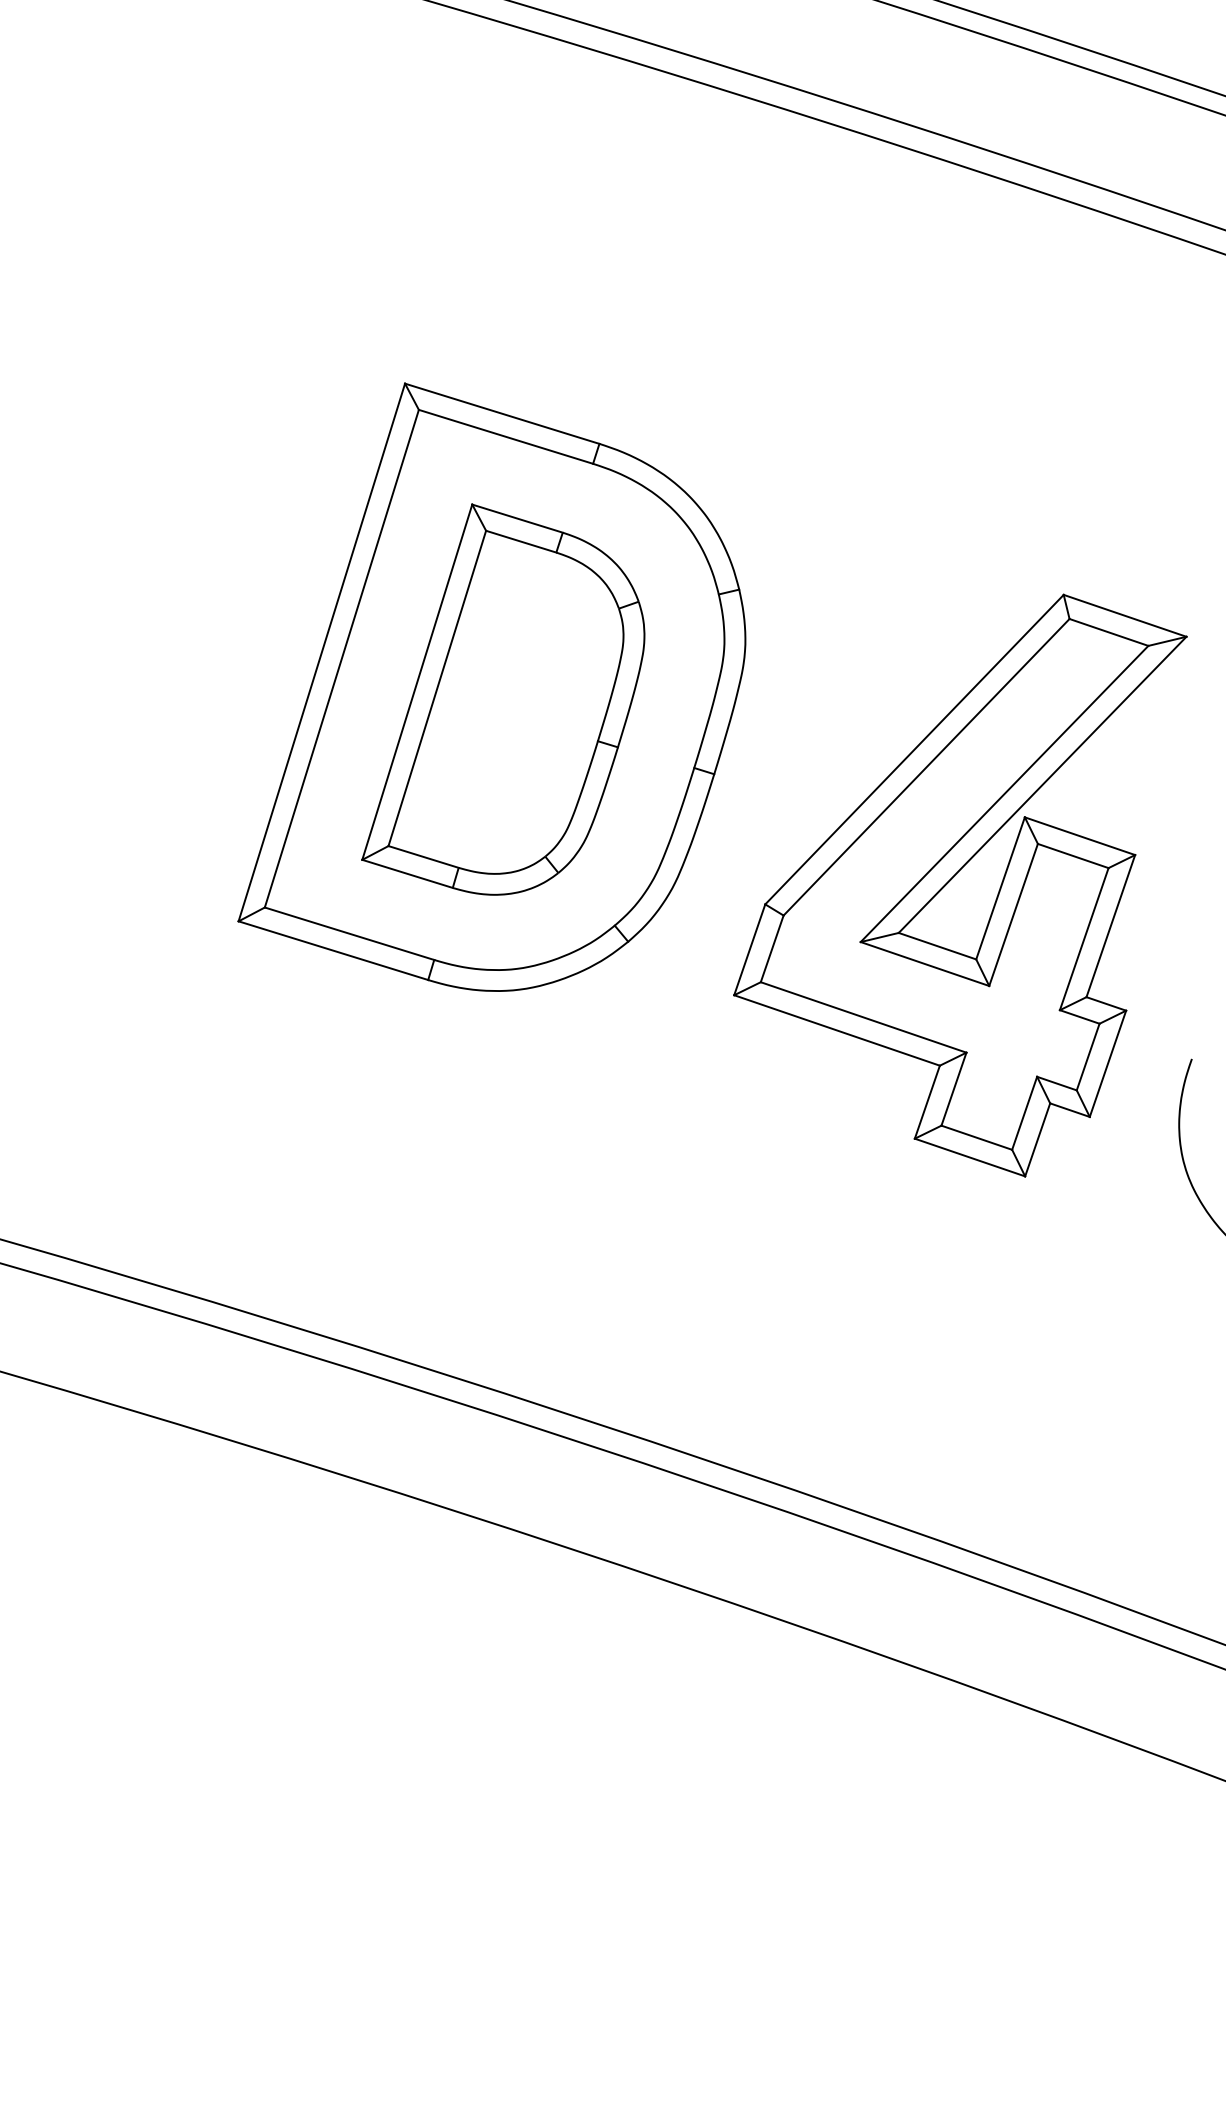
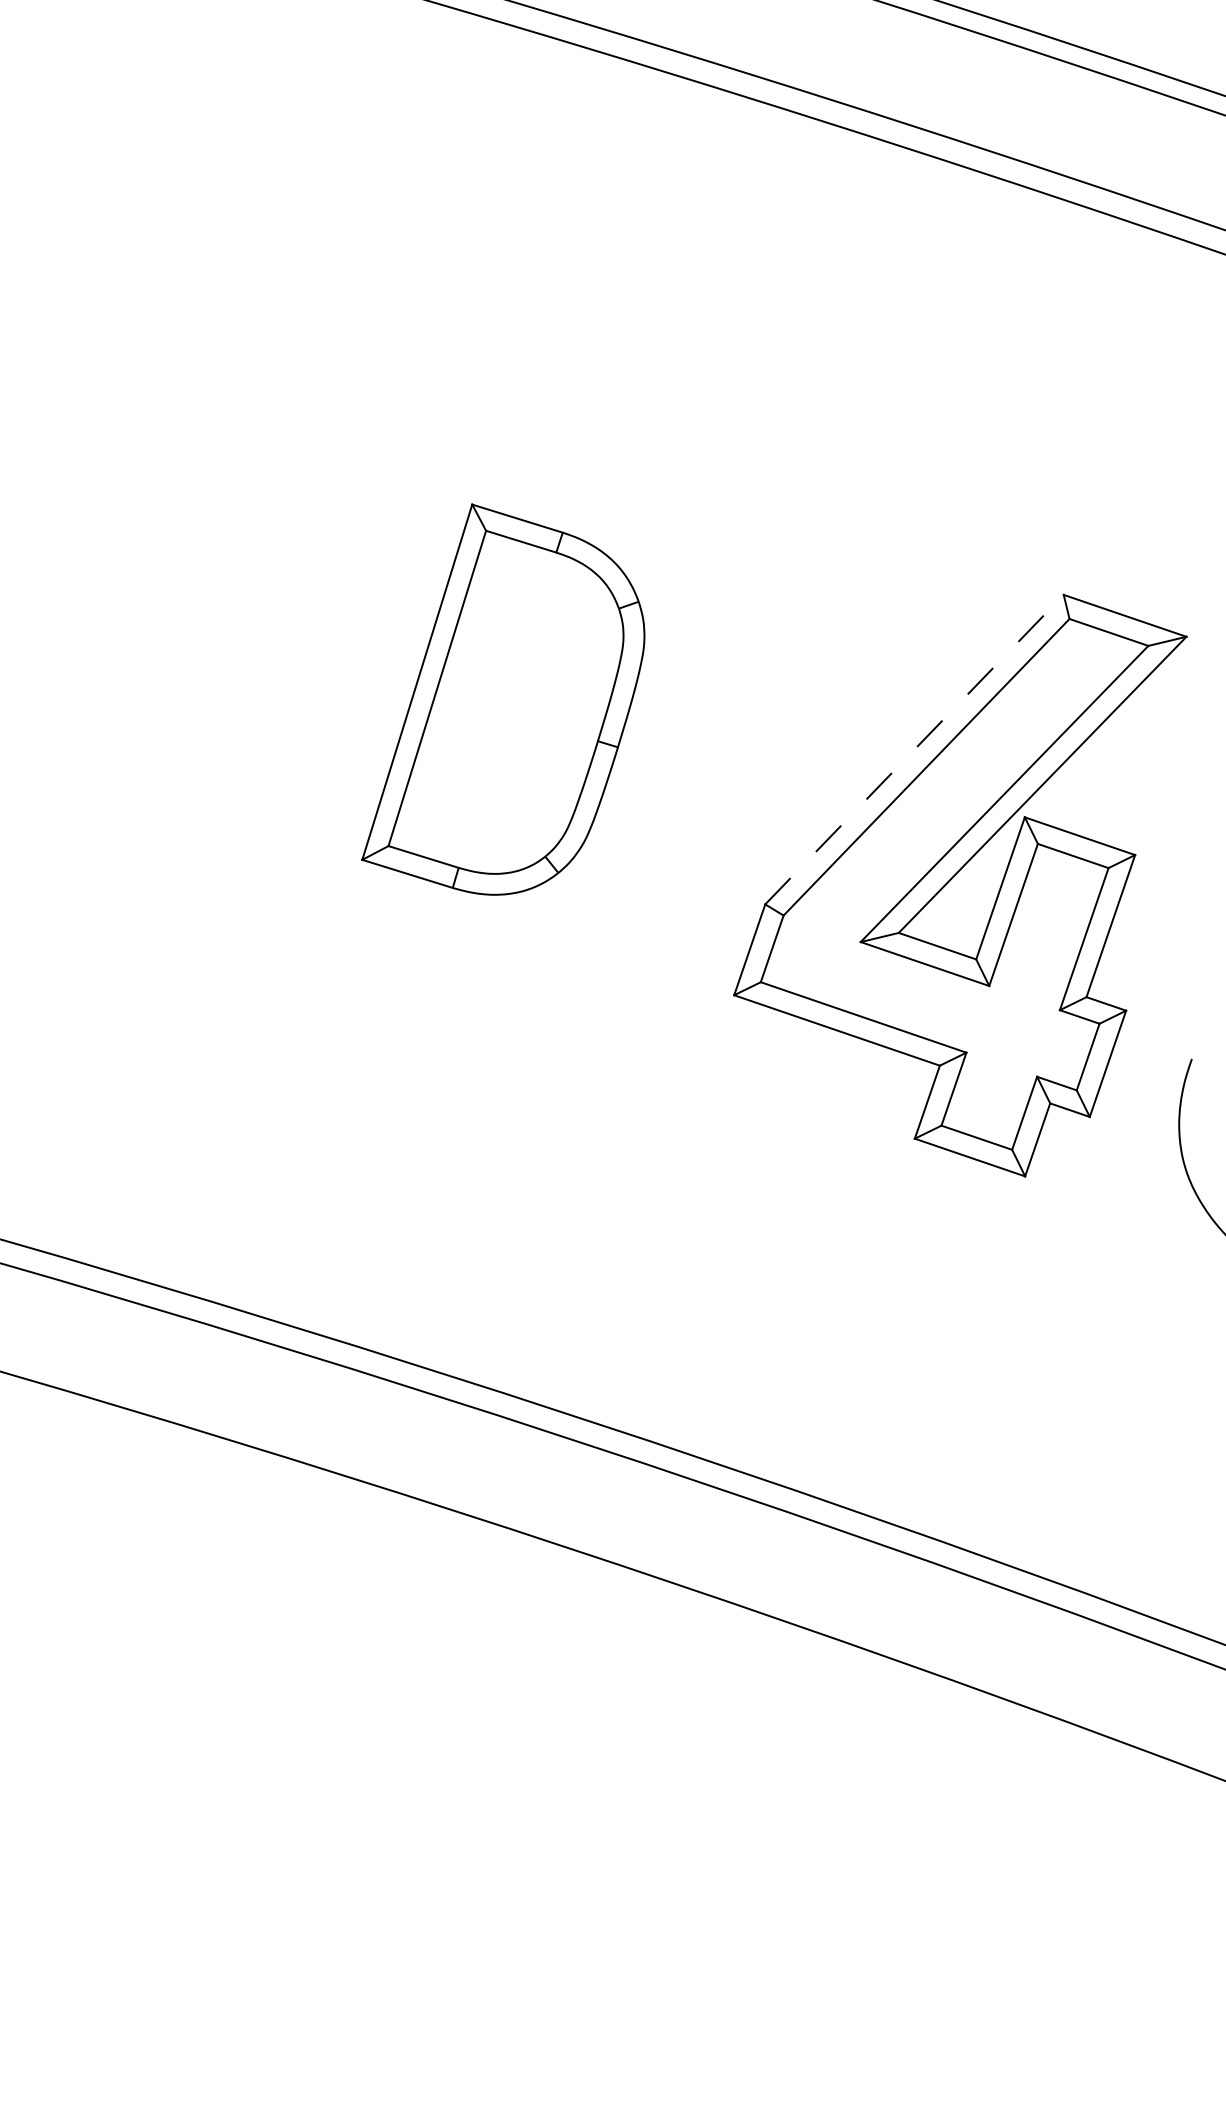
part: present -> none (491, 686)
line: solid -> dashed (914, 749)
